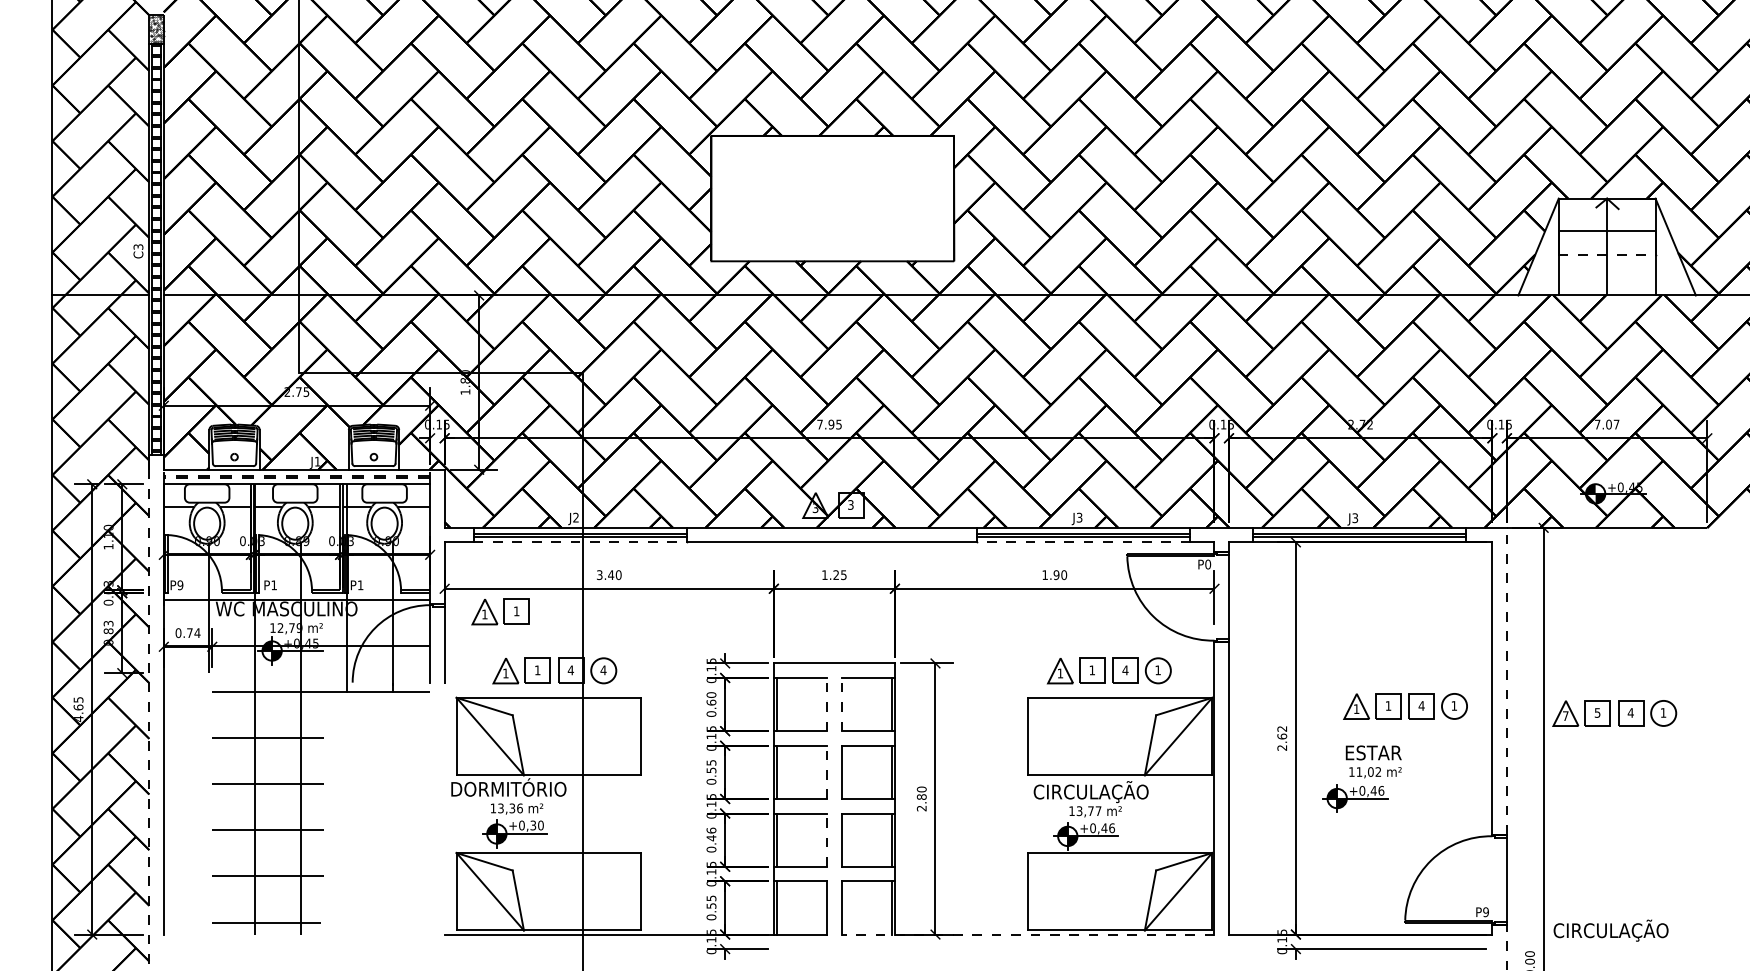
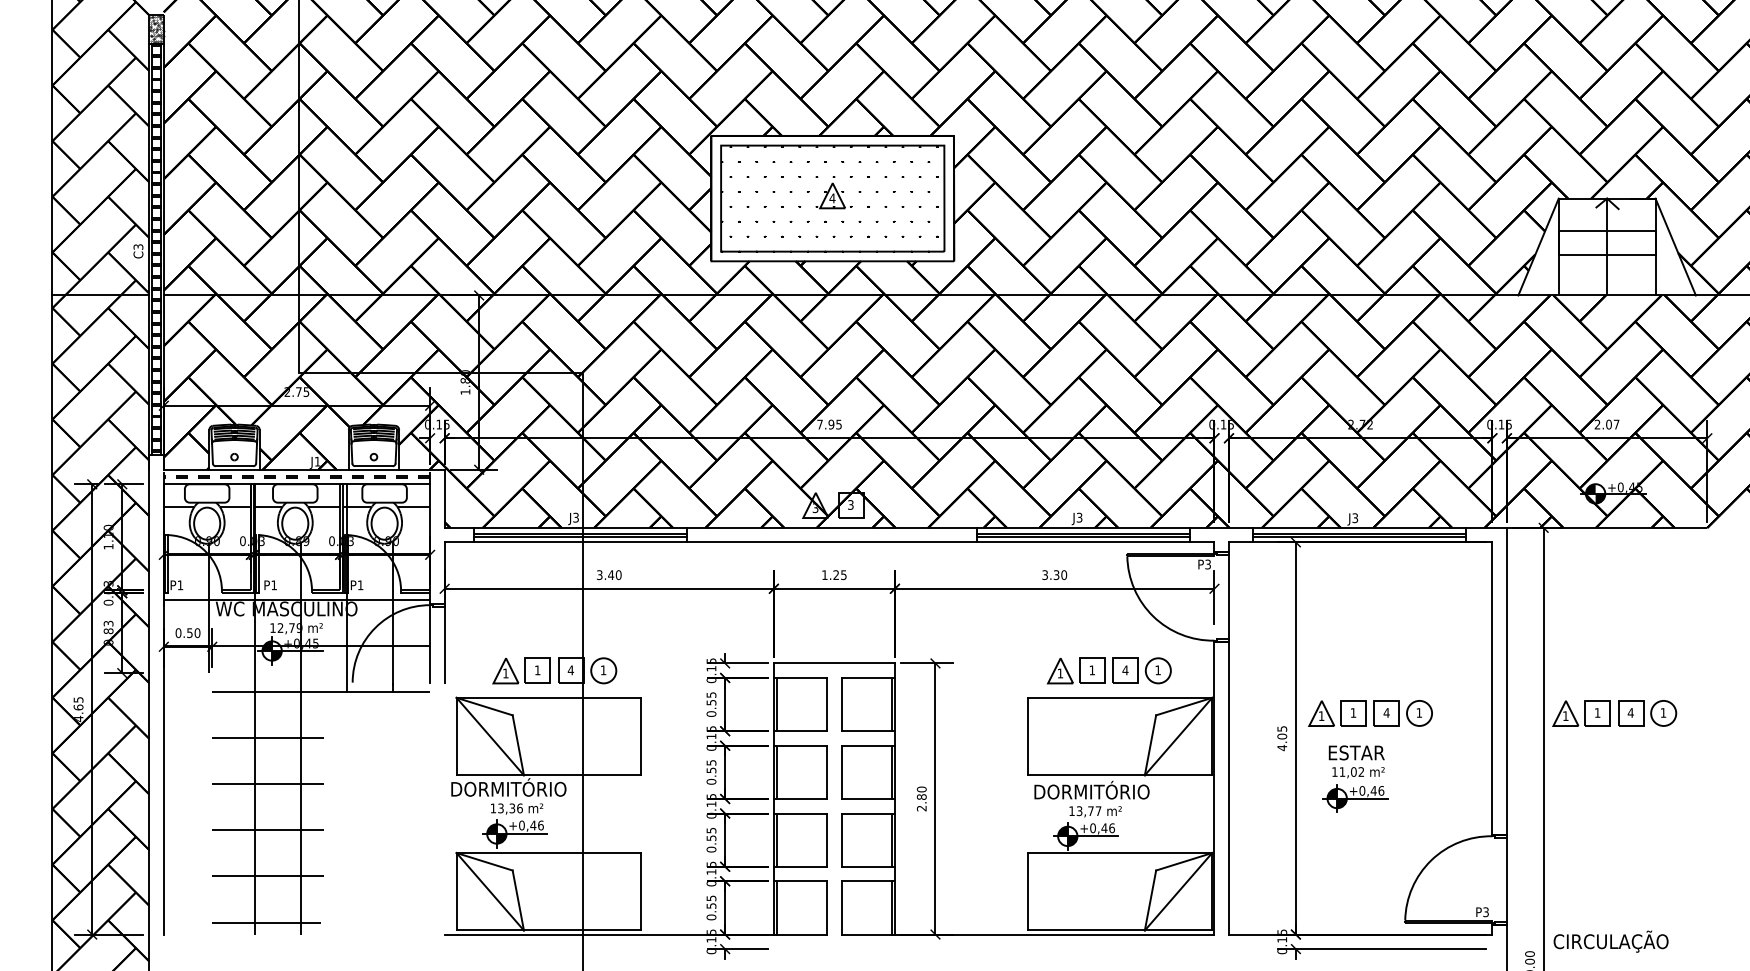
part: none -> present (832, 198)
line: dashed -> solid (1607, 255)
text: 7.07 -> 2.07 (1597, 424)
text: J2 -> J3 (575, 517)
line: dashed -> solid (580, 542)
line: dashed -> solid (1083, 542)
text: P0 -> P3 (1208, 564)
text: 1.90 -> 3.30 (1050, 575)
text: P9 -> P1 (180, 585)
part: present -> none (500, 611)
text: 0.74 -> 0.50 (193, 633)
text: 4 -> 1 (603, 670)
line: dashed -> solid (1506, 680)
text: 0.60 -> 0.55 (711, 698)
line: dashed -> solid (827, 704)
line: dashed -> solid (841, 704)
part position: (1405, 706) -> (1370, 713) (1370, 713)
text: 5 -> 1 (1597, 712)
text: 7 -> 1 (1565, 715)
line: dashed -> solid (149, 720)
text: 2.62 -> 4.05 (1282, 738)
text position: (1373, 761) -> (1356, 761) (1356, 761)
line: dashed -> solid (827, 772)
text: CIRCULAÇÃO -> DORMITÓRIO (1091, 791)
text: +0,30 -> +0,46 (536, 825)
text: 0.46 -> 0.55 (711, 834)
line: dashed -> solid (827, 840)
text: P9 -> P3 (1485, 911)
text position: (1610, 930) -> (1610, 941) (1610, 941)
line: dashed -> solid (1027, 934)
line: dashed -> solid (1506, 947)
